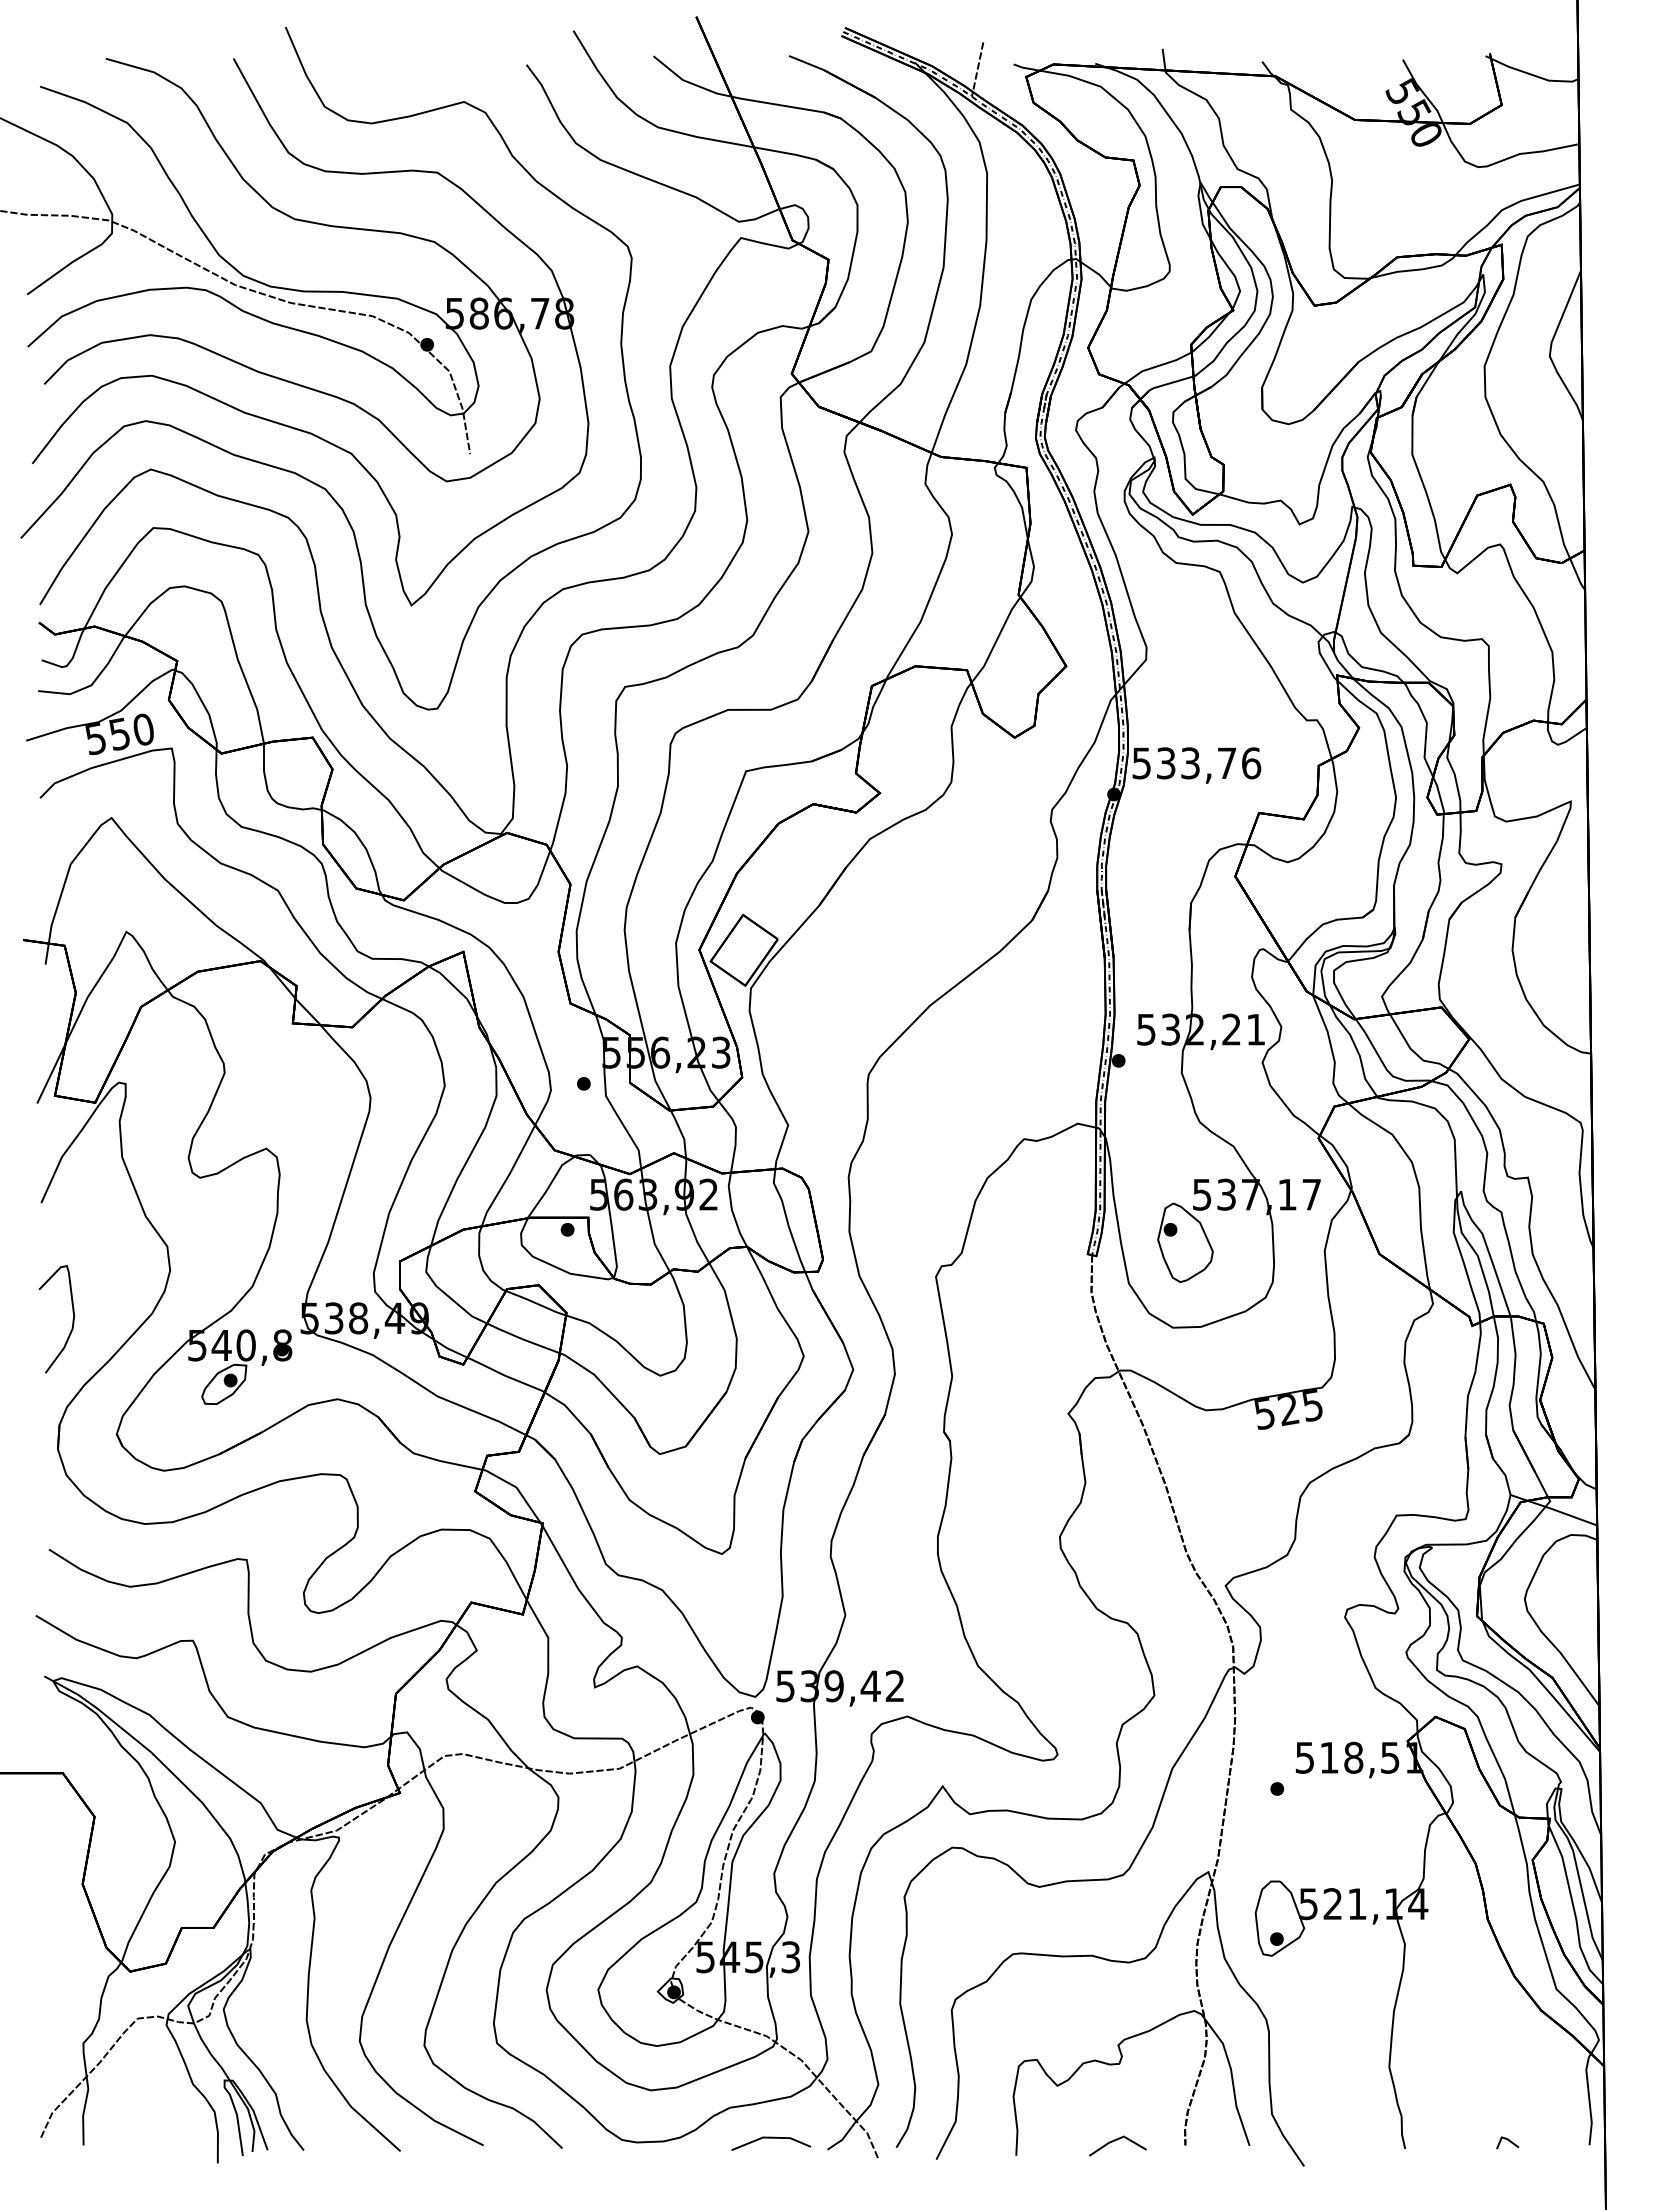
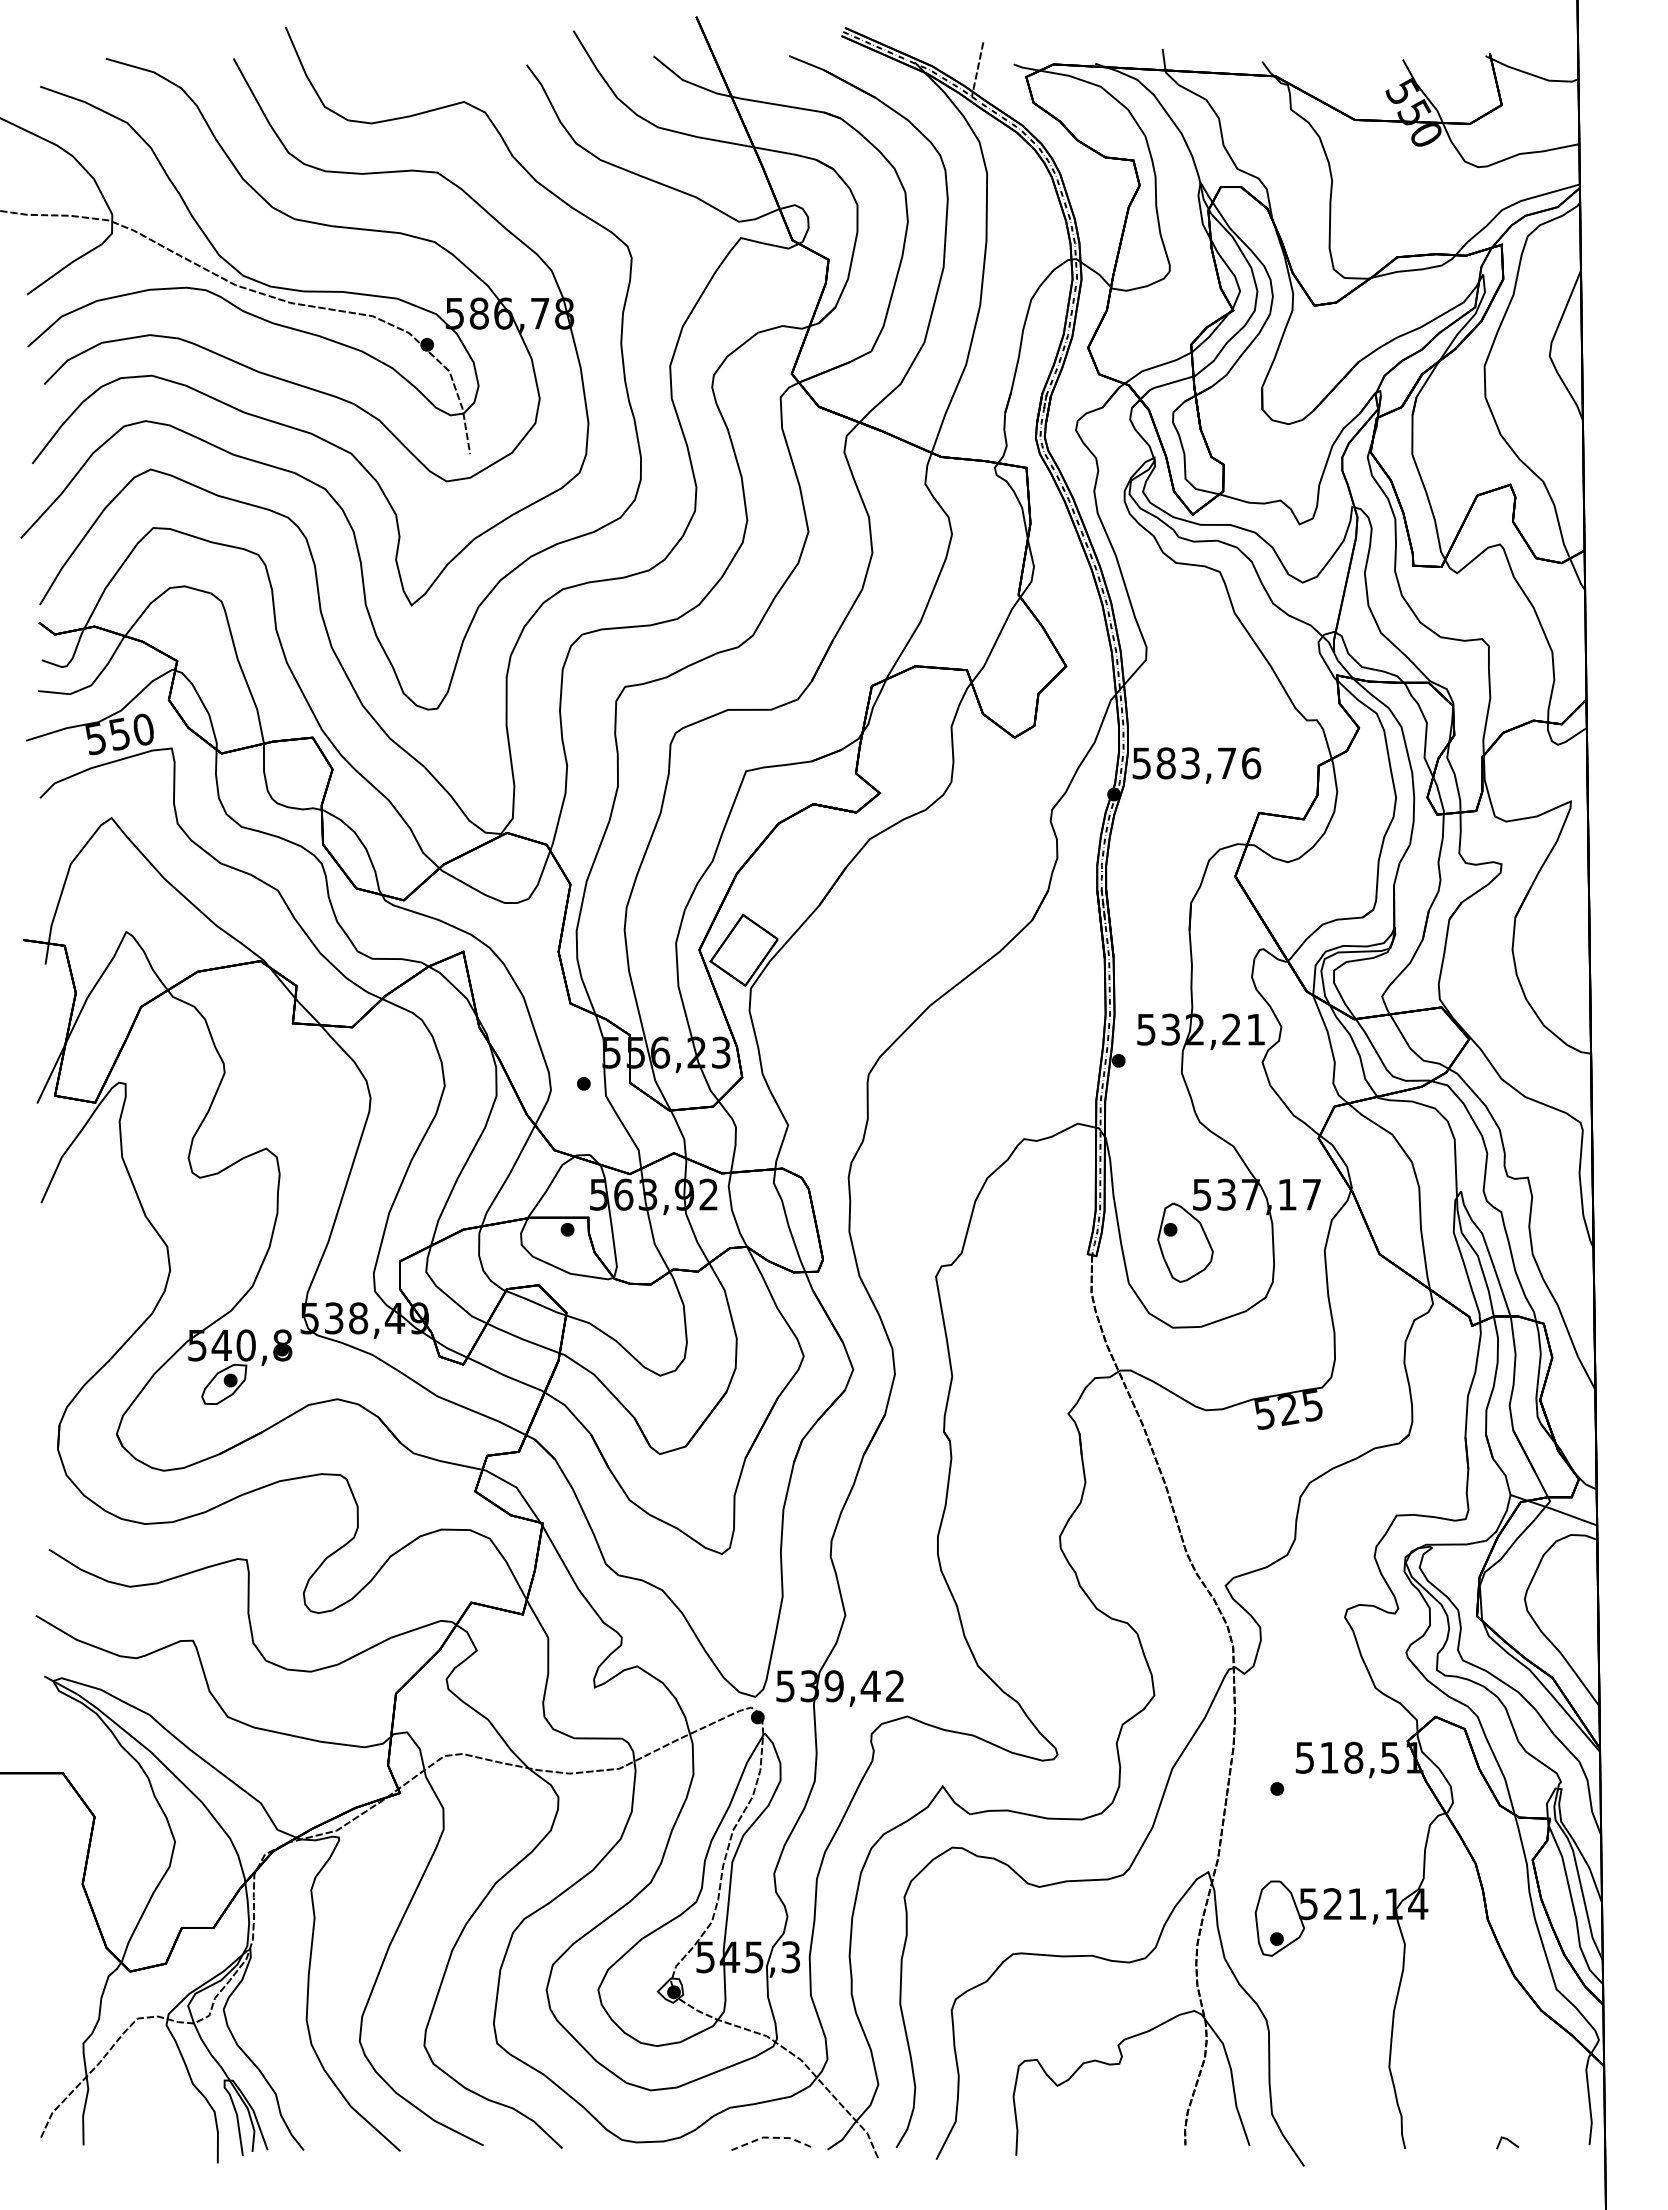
text: 533,76 -> 583,76 (1165, 763)
curve: present -> none (72, 1319)
line: solid -> dashed (770, 2137)
line: present -> none (1115, 2141)
